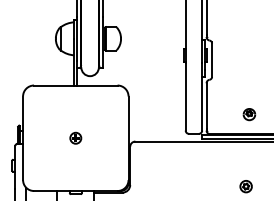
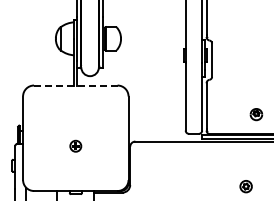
line: solid -> dashed (75, 85)
part position: (249, 114) -> (256, 114) (256, 114)
part position: (75, 137) -> (75, 145) (75, 145)
